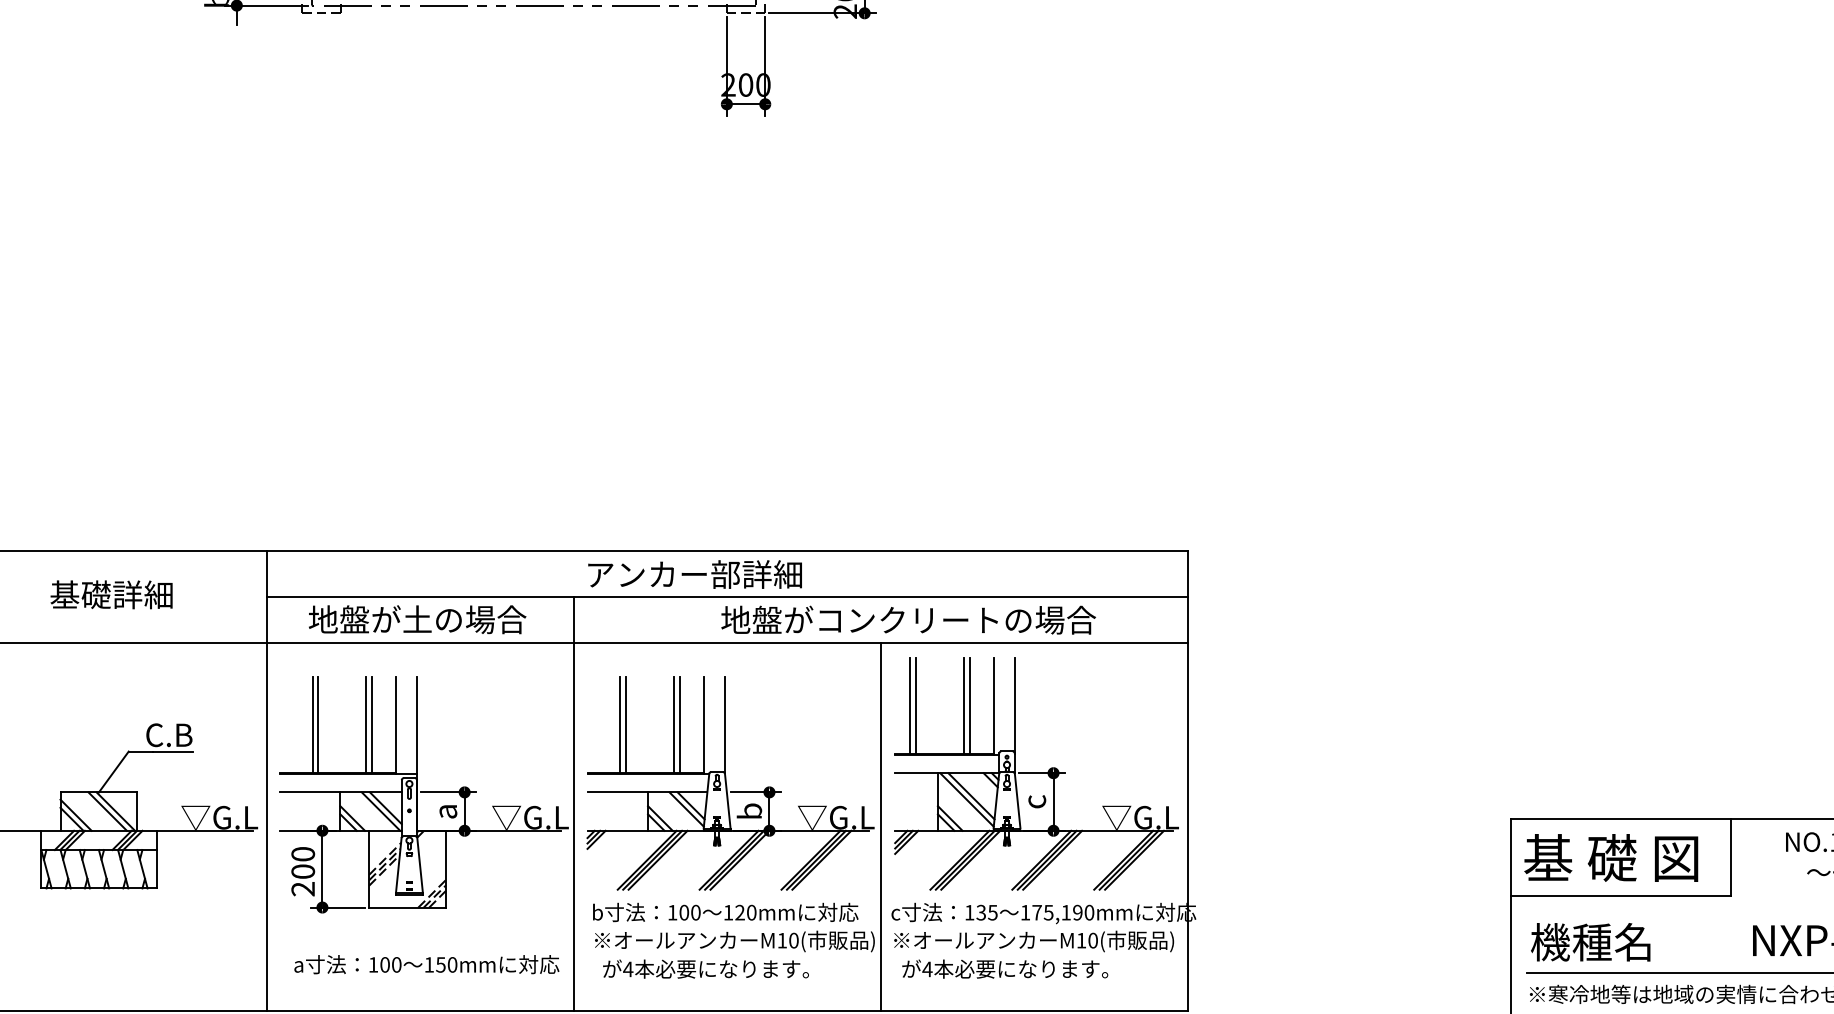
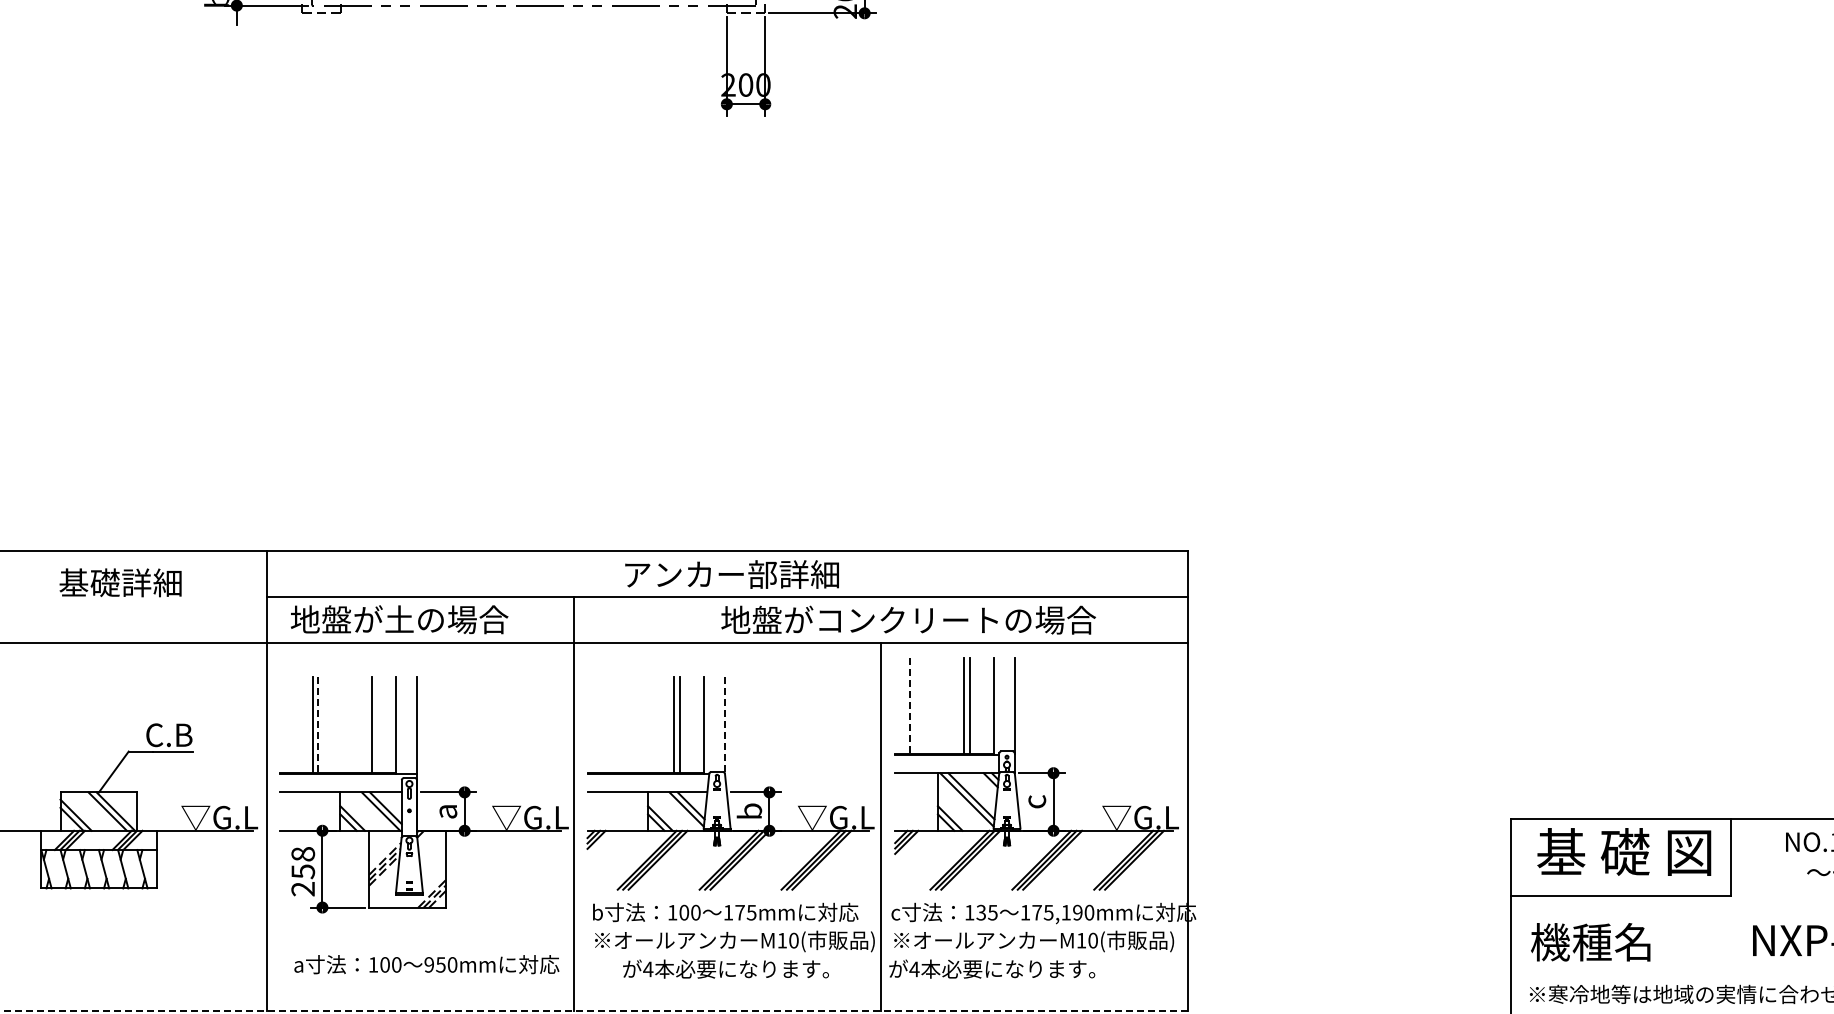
text position: (694, 574) -> (731, 574) (731, 574)
text position: (111, 594) -> (120, 582) (120, 582)
text position: (417, 619) -> (399, 619) (399, 619)
line: solid -> dashed (910, 706)
line: present -> none (915, 706)
line: solid -> dashed (318, 725)
line: present -> none (366, 725)
line: present -> none (620, 725)
line: present -> none (625, 725)
line: solid -> dashed (724, 725)
text position: (1611, 857) -> (1624, 851) (1624, 851)
text: 200 -> 258 (303, 863)
text: 120mm -> 175mm (745, 912)
text: 150mm -> 950mm (428, 964)
text position: (705, 968) -> (725, 968) (725, 968)
text position: (1005, 968) -> (992, 968) (992, 968)
line: present -> none (1678, 973)
line: solid -> dashed (594, 1011)
